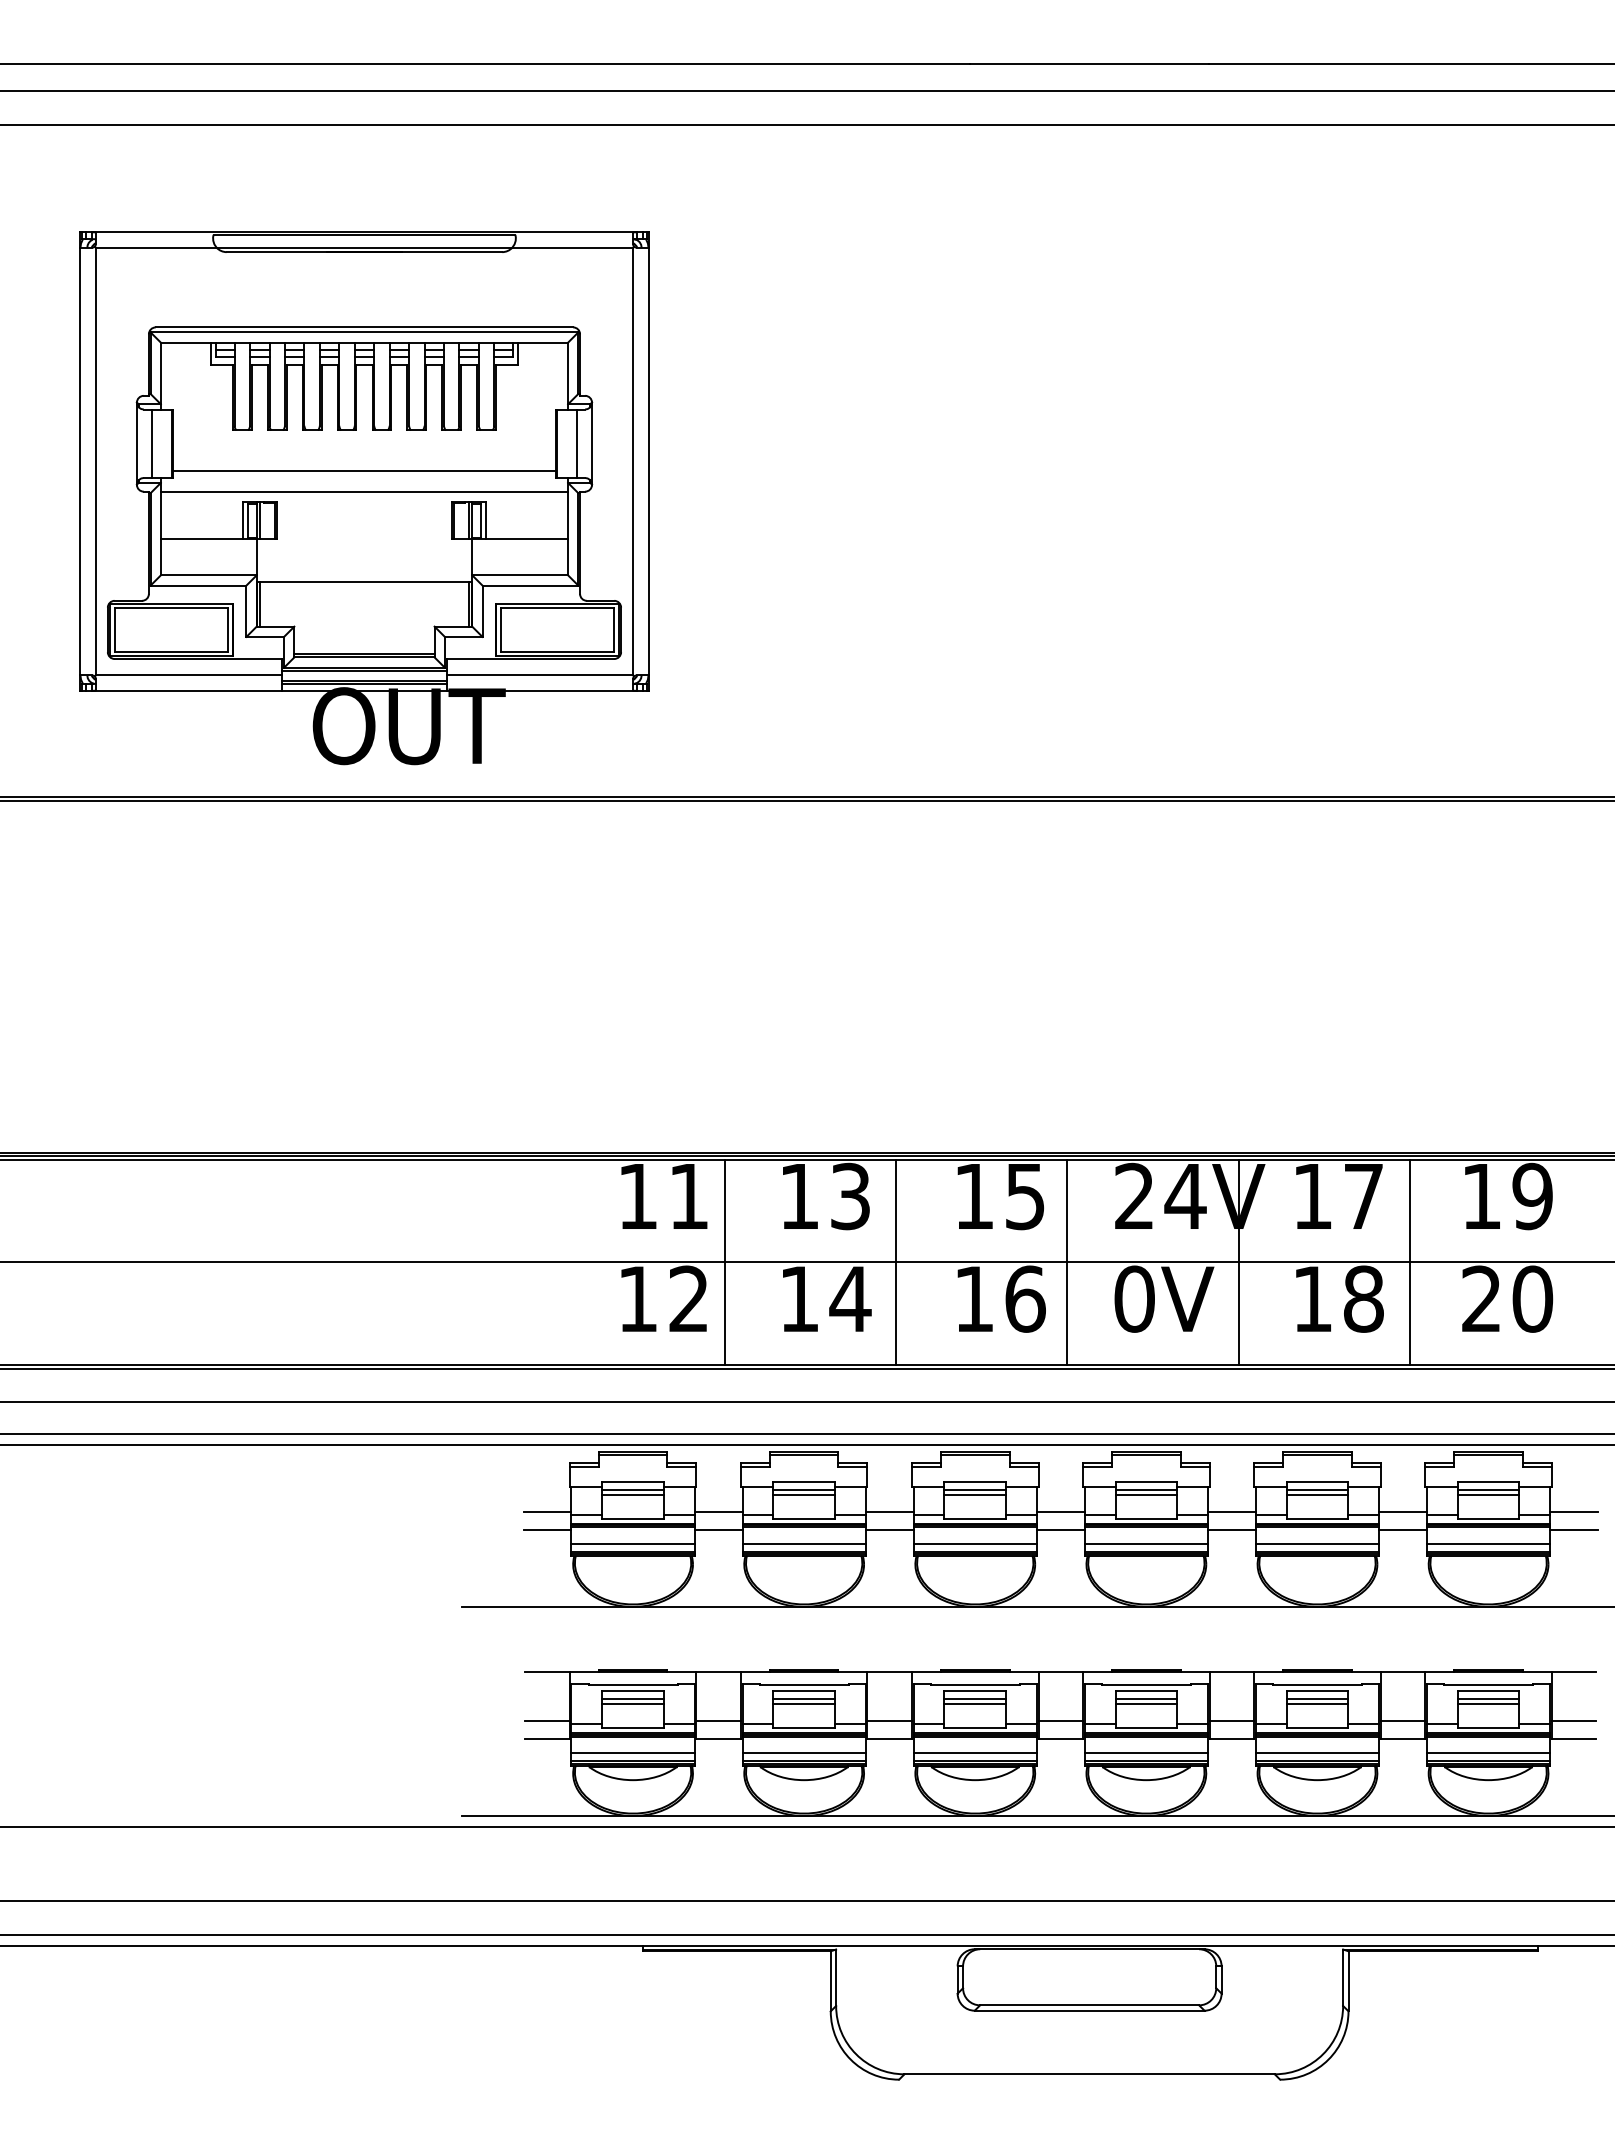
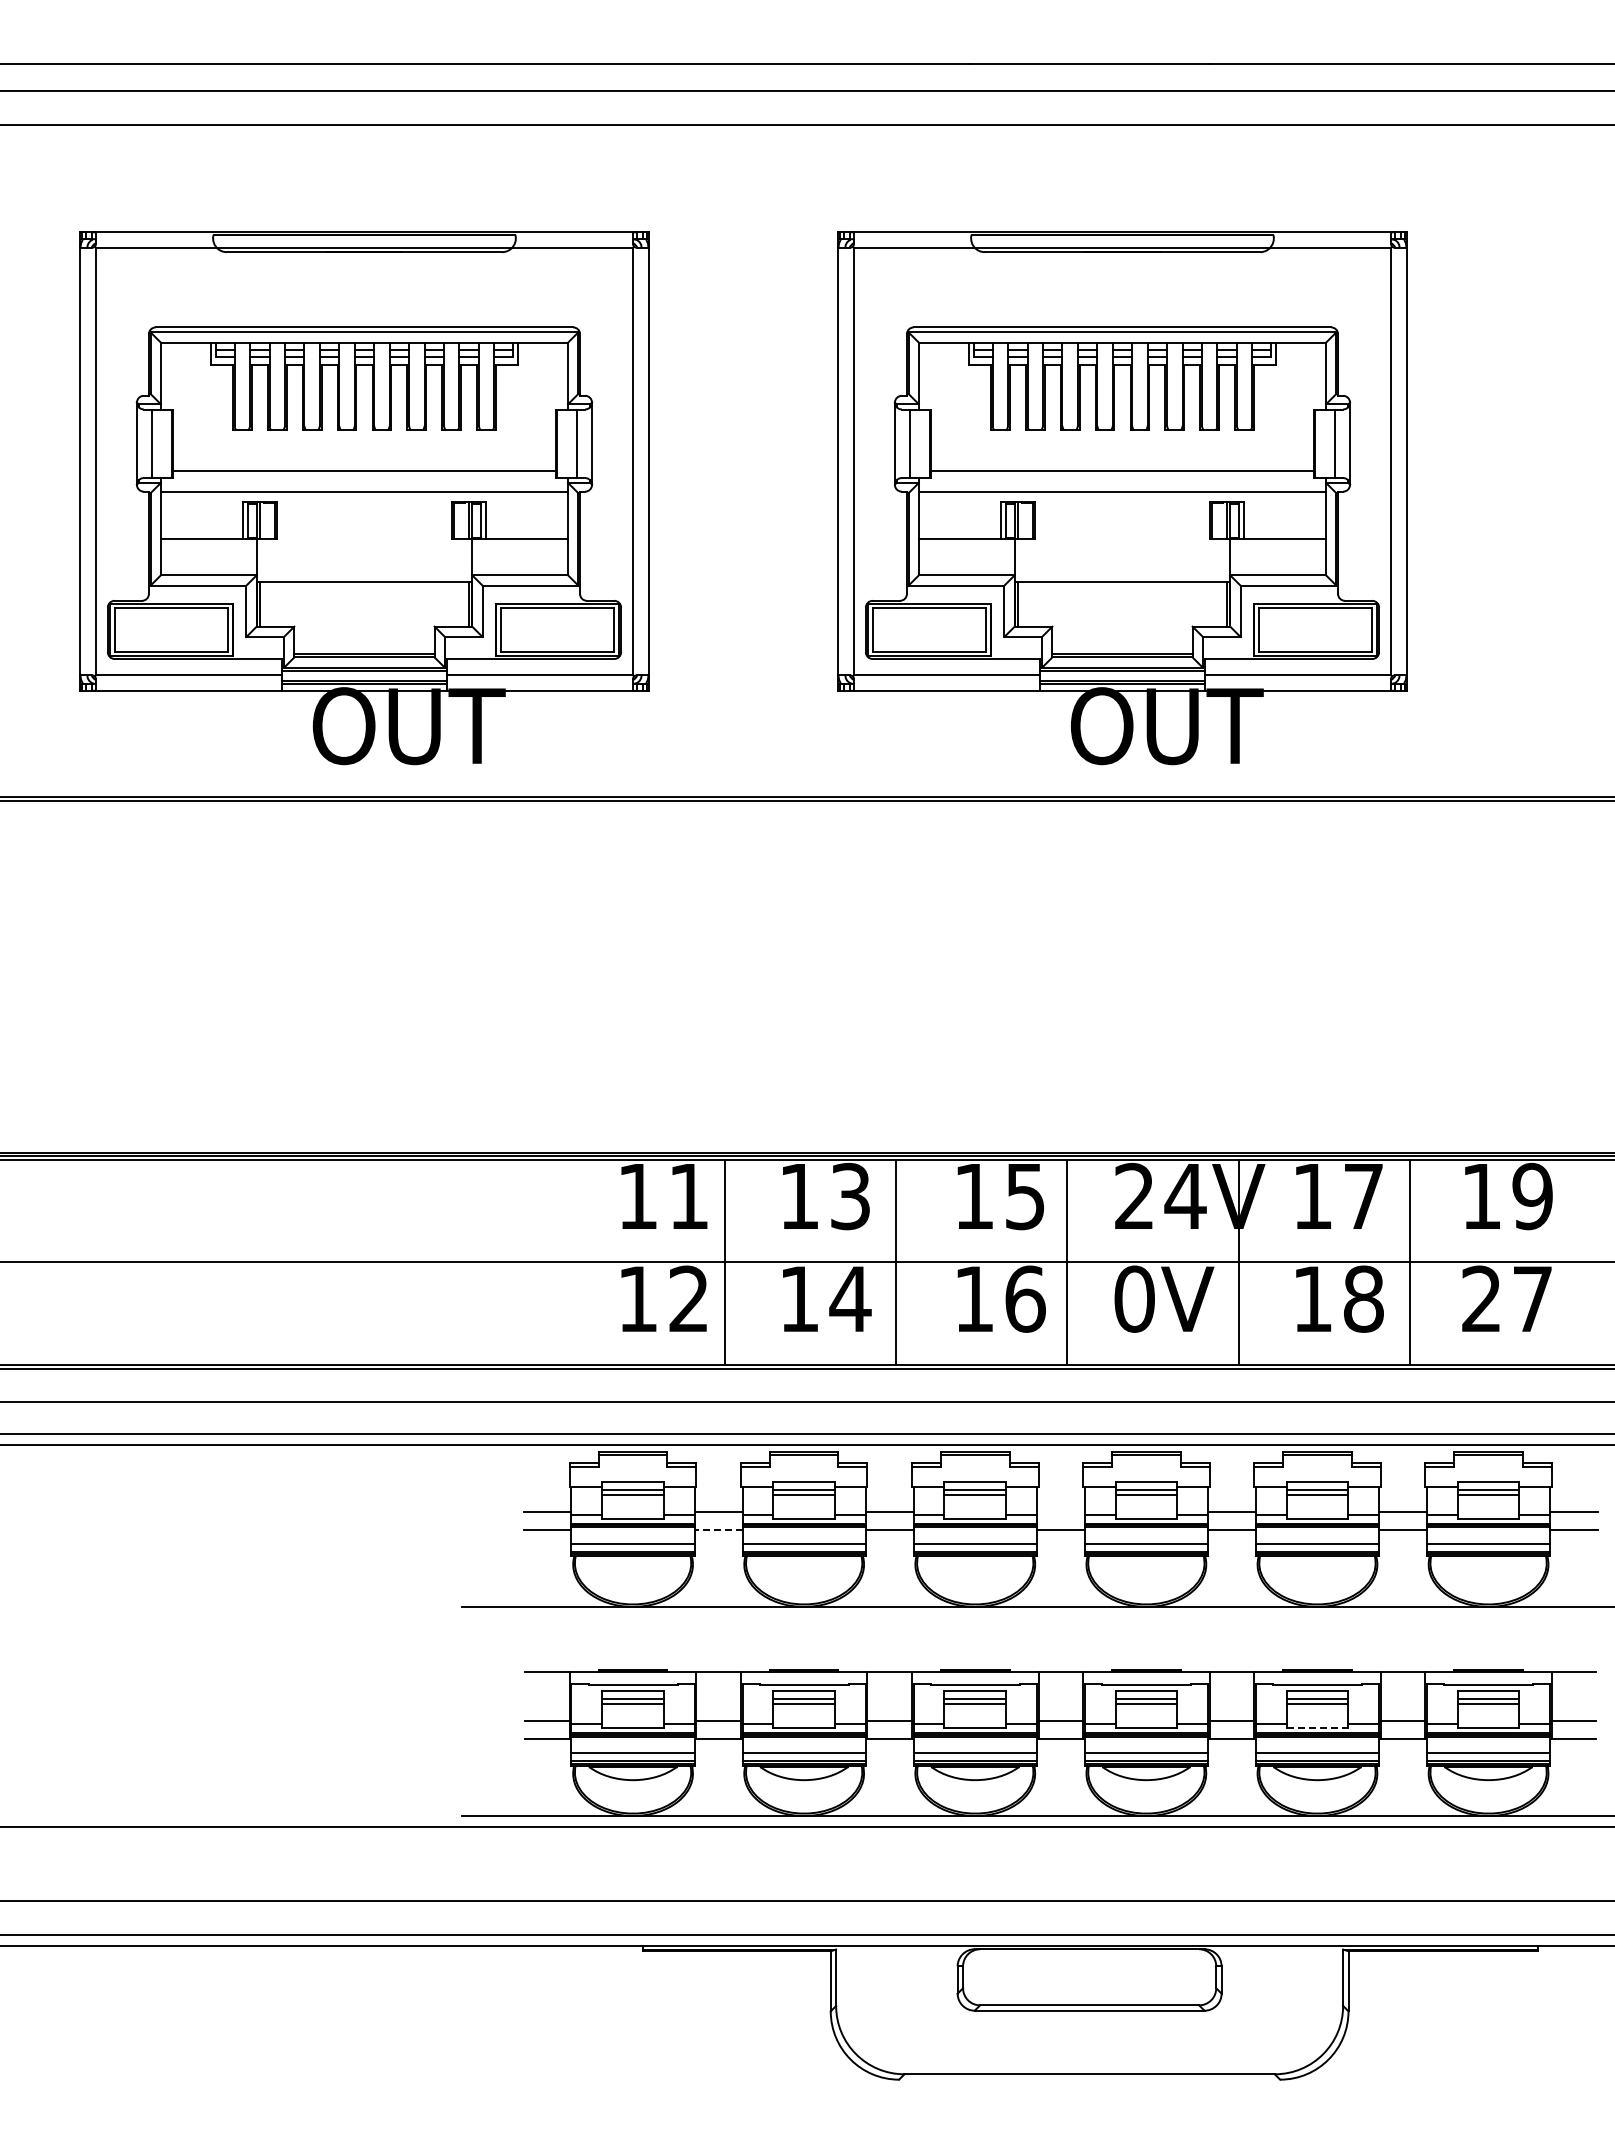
part: none -> present (1122, 498)
text: 20 -> 27 (1532, 1298)
line: present -> none (1060, 1511)
line: solid -> dashed (718, 1530)
line: solid -> dashed (1317, 1728)
